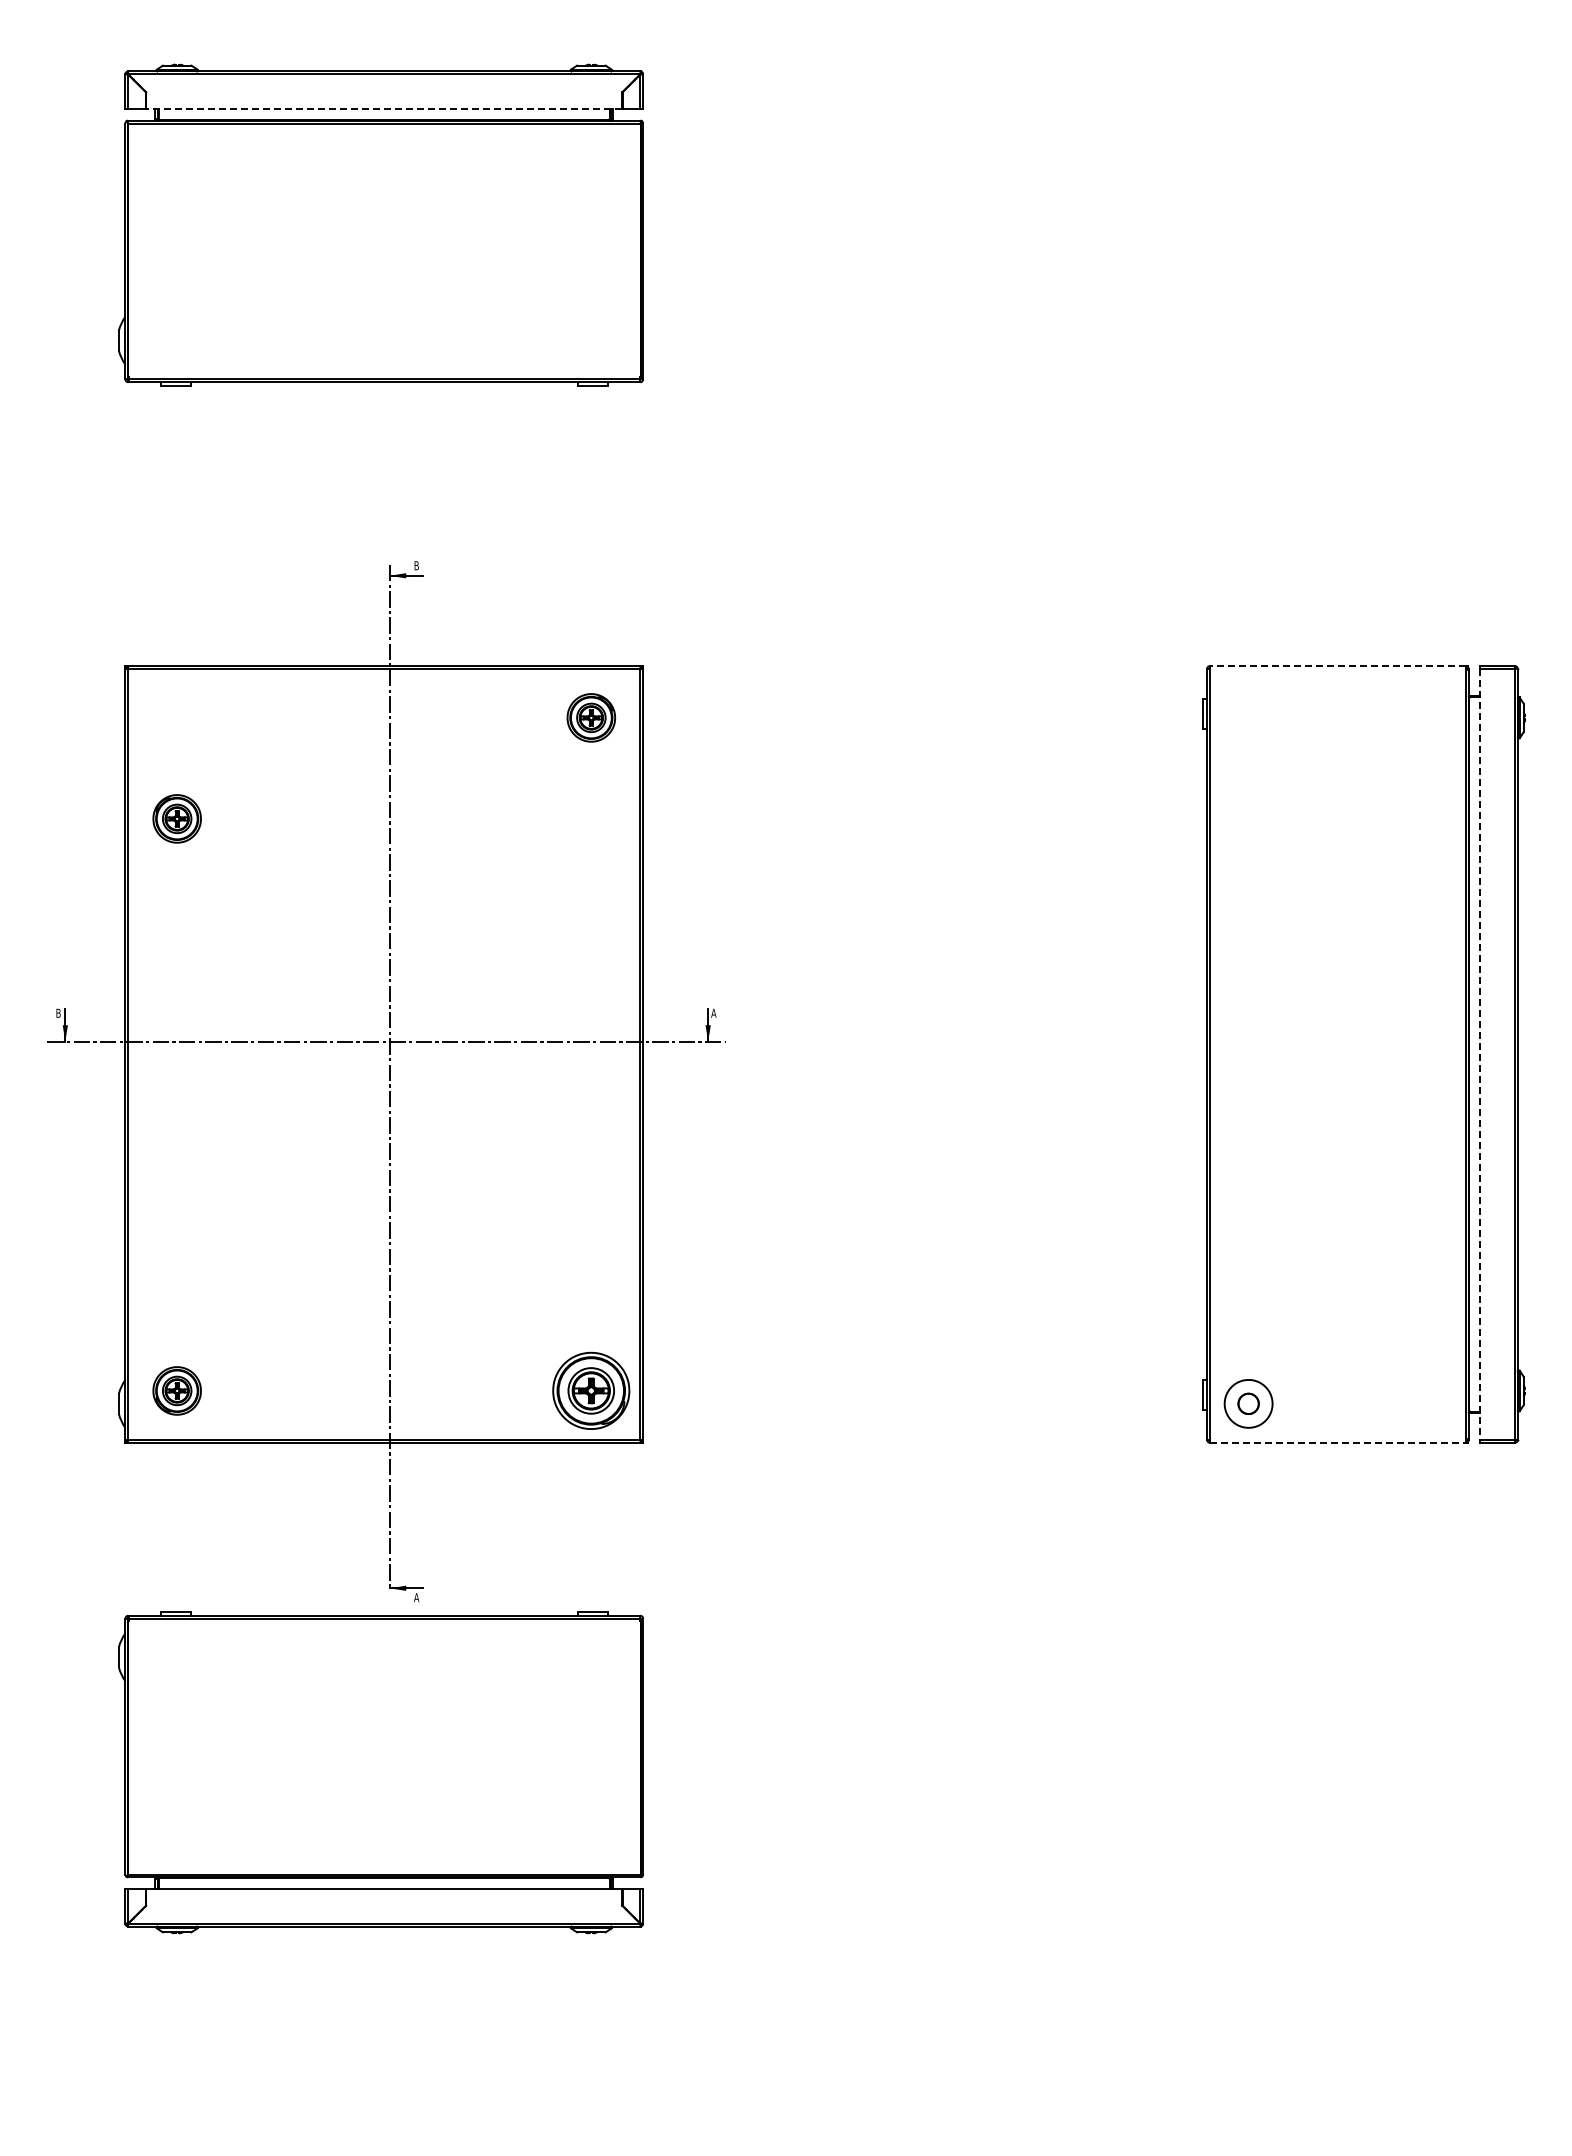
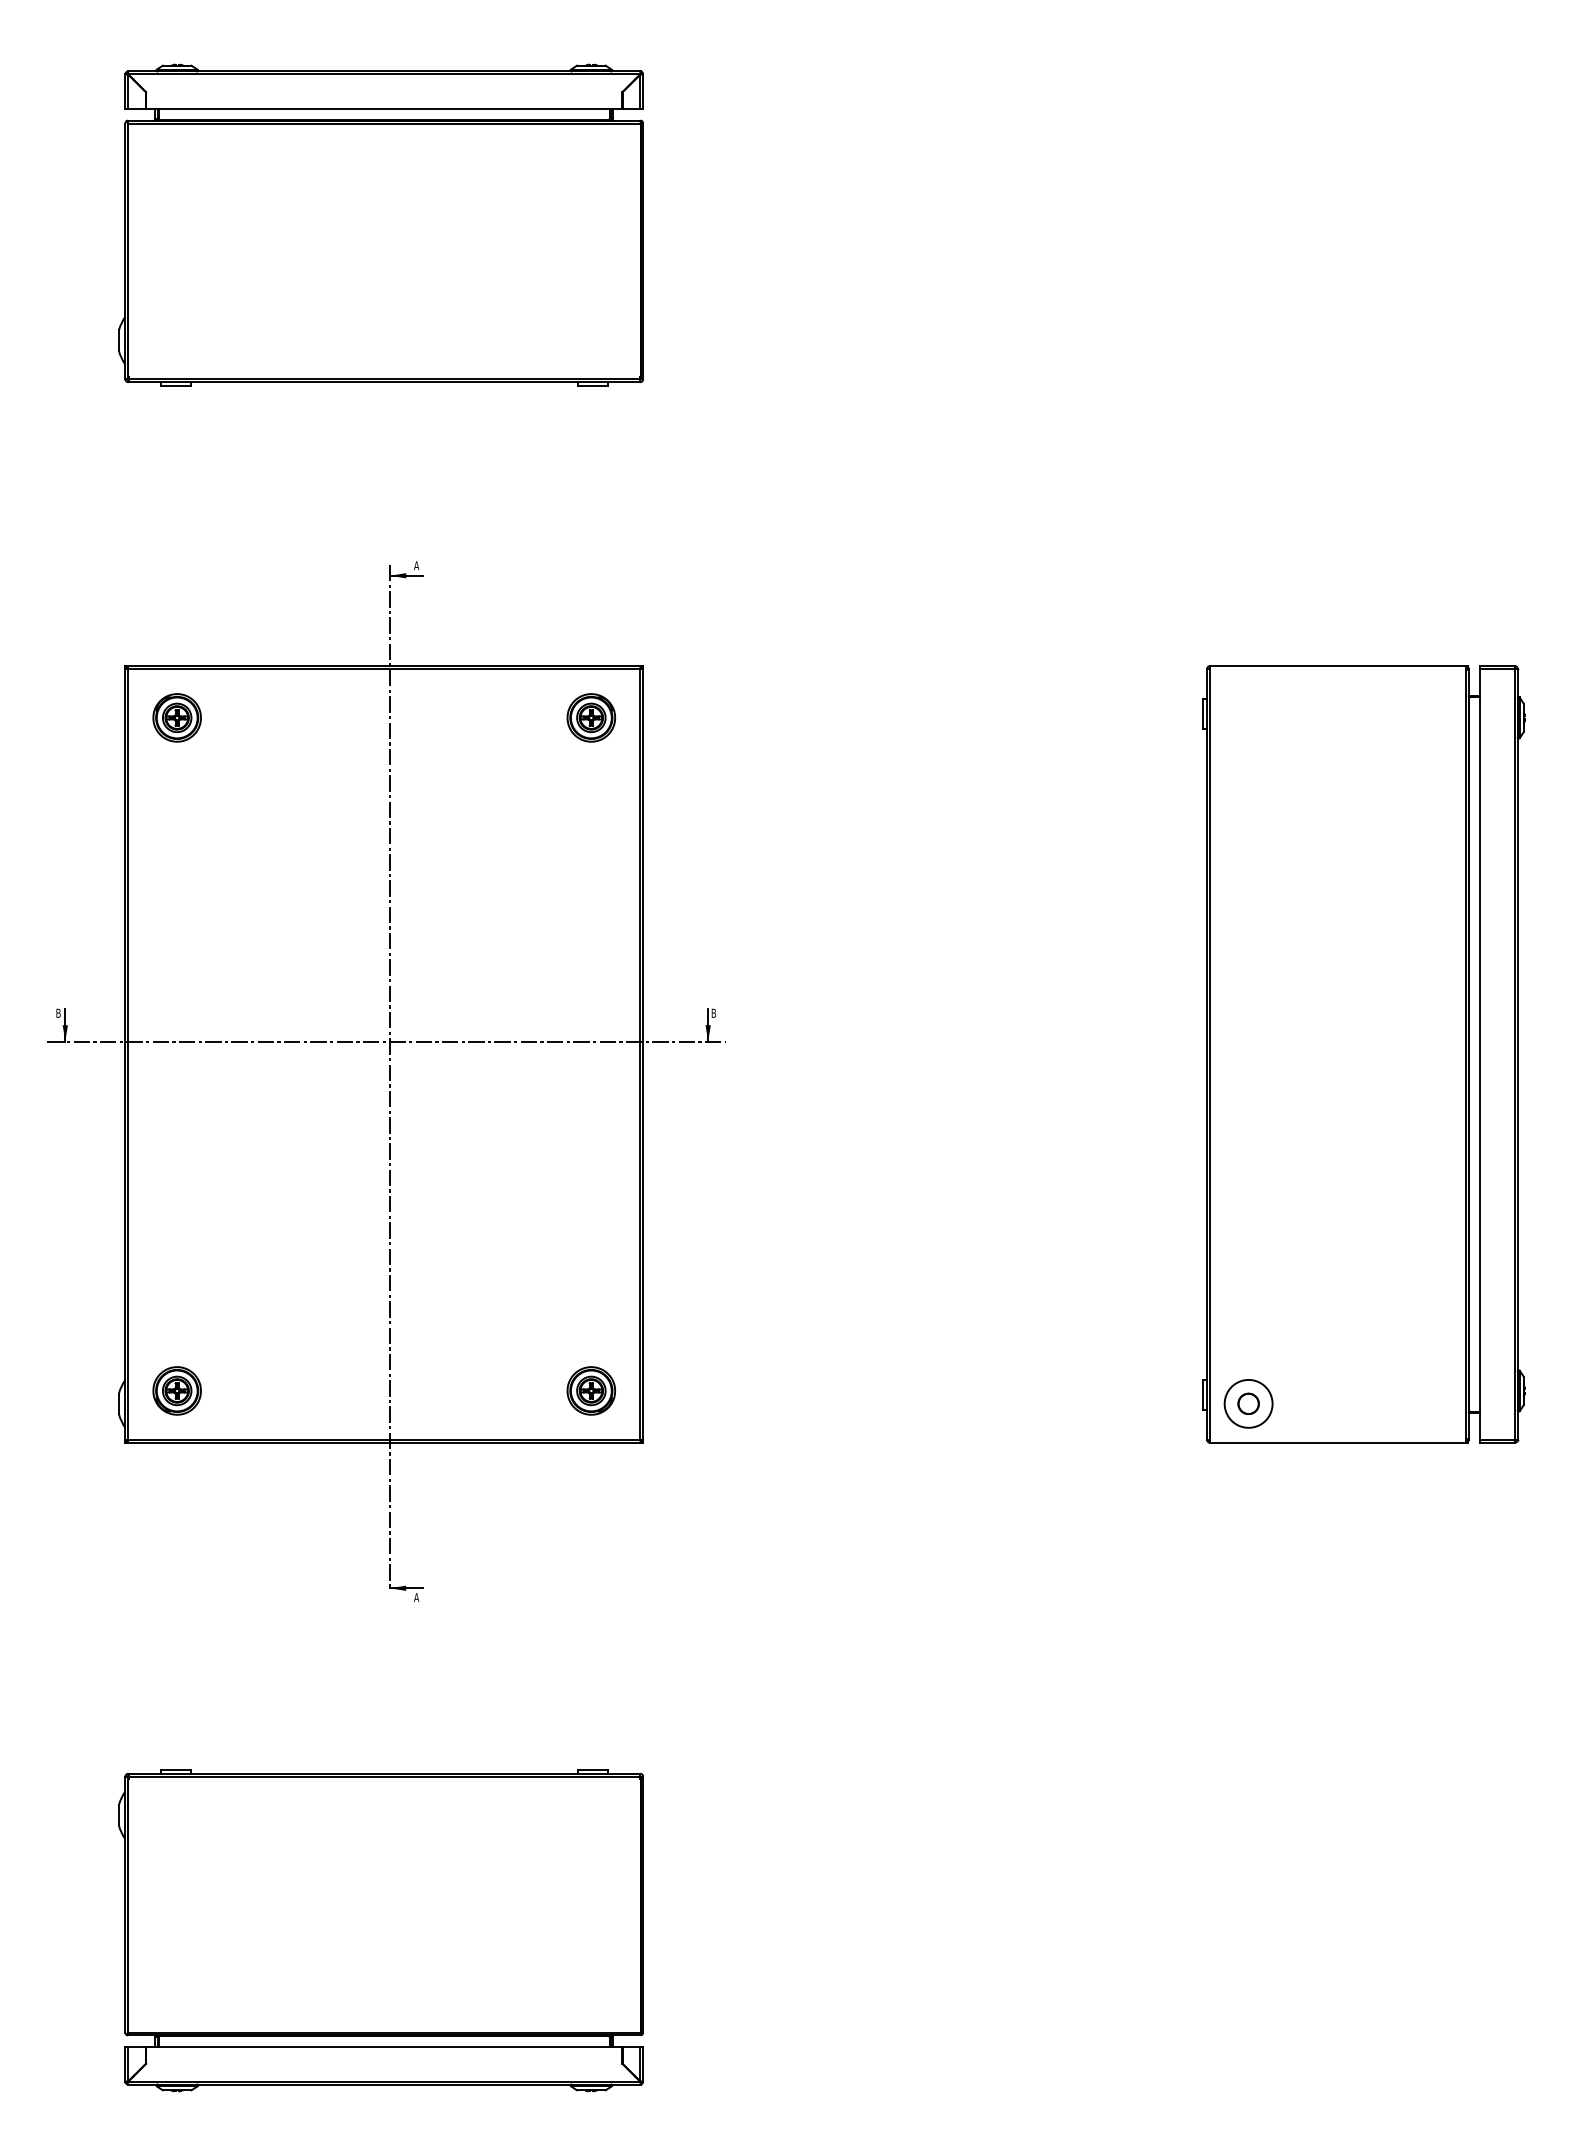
line: dashed -> solid (383, 109)
text: B -> A (416, 565)
line: dashed -> solid (1338, 666)
part position: (176, 818) -> (176, 717) (176, 717)
text: A -> B (713, 1012)
line: dashed -> solid (1480, 1054)
part size: 79x79 px -> 51x50 px (591, 1390)
line: dashed -> solid (1338, 1442)
part position: (380, 1772) -> (380, 1930) (380, 1930)
